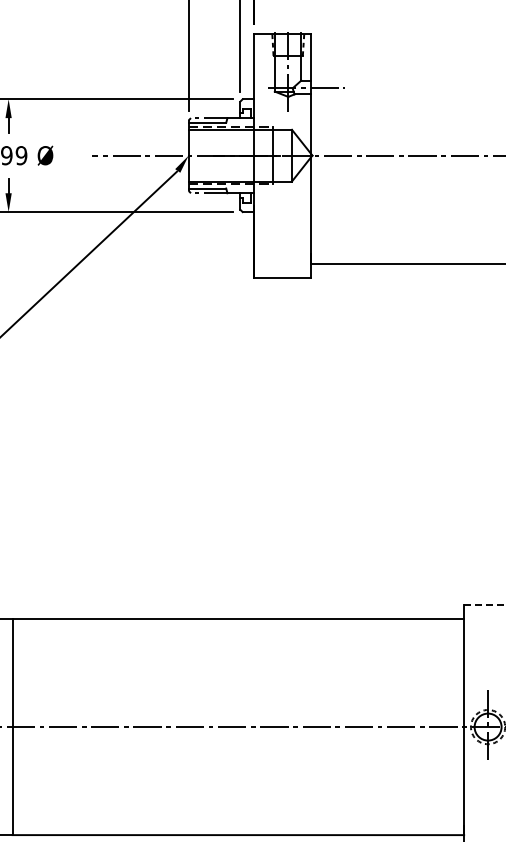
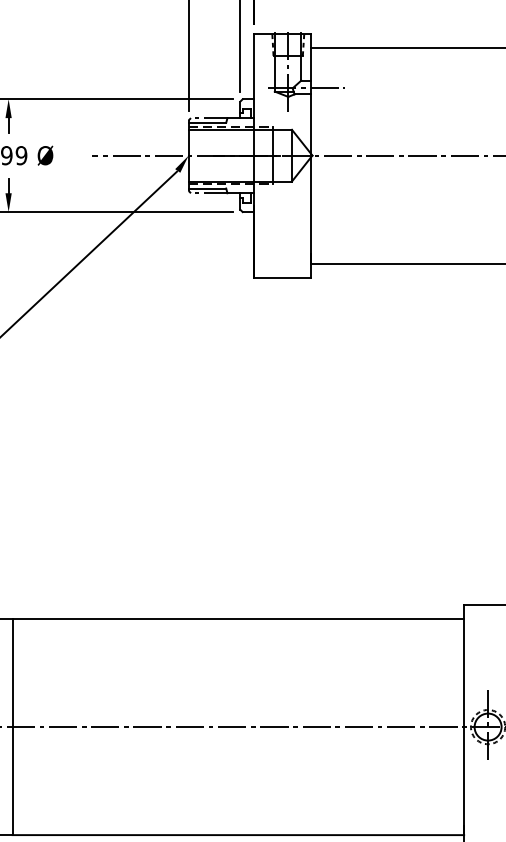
line: none -> present (406, 47)
line: dashed -> solid (485, 604)
